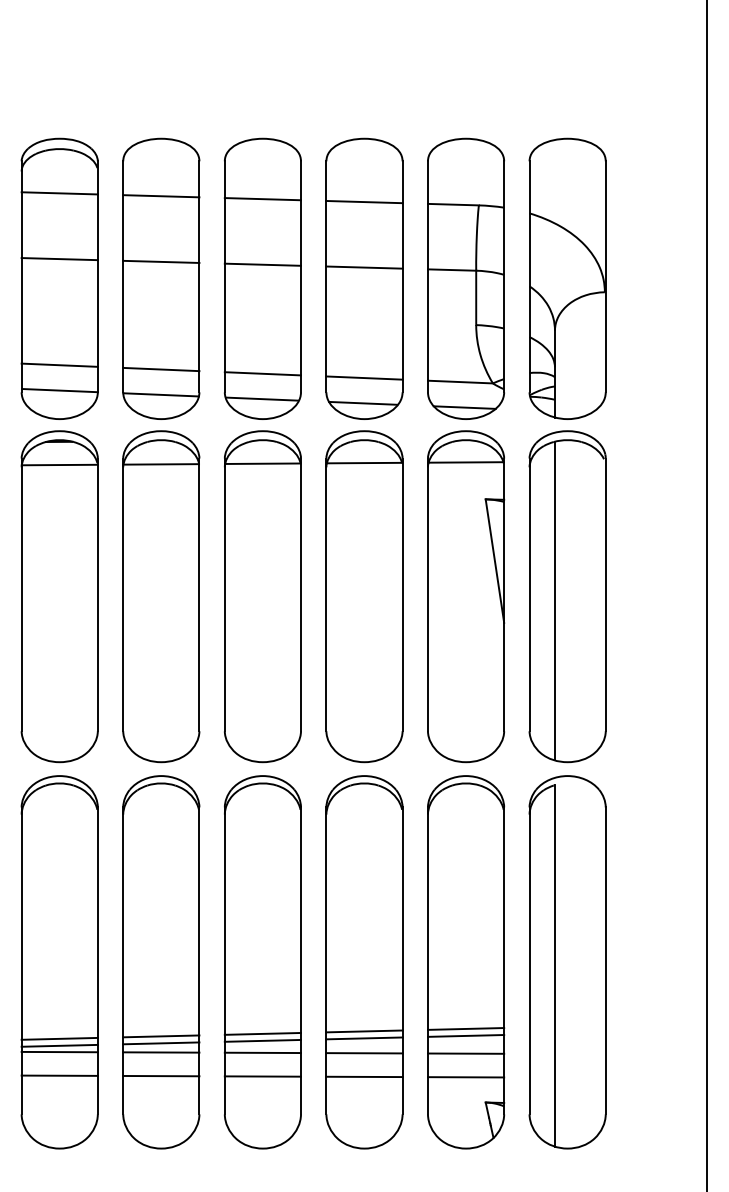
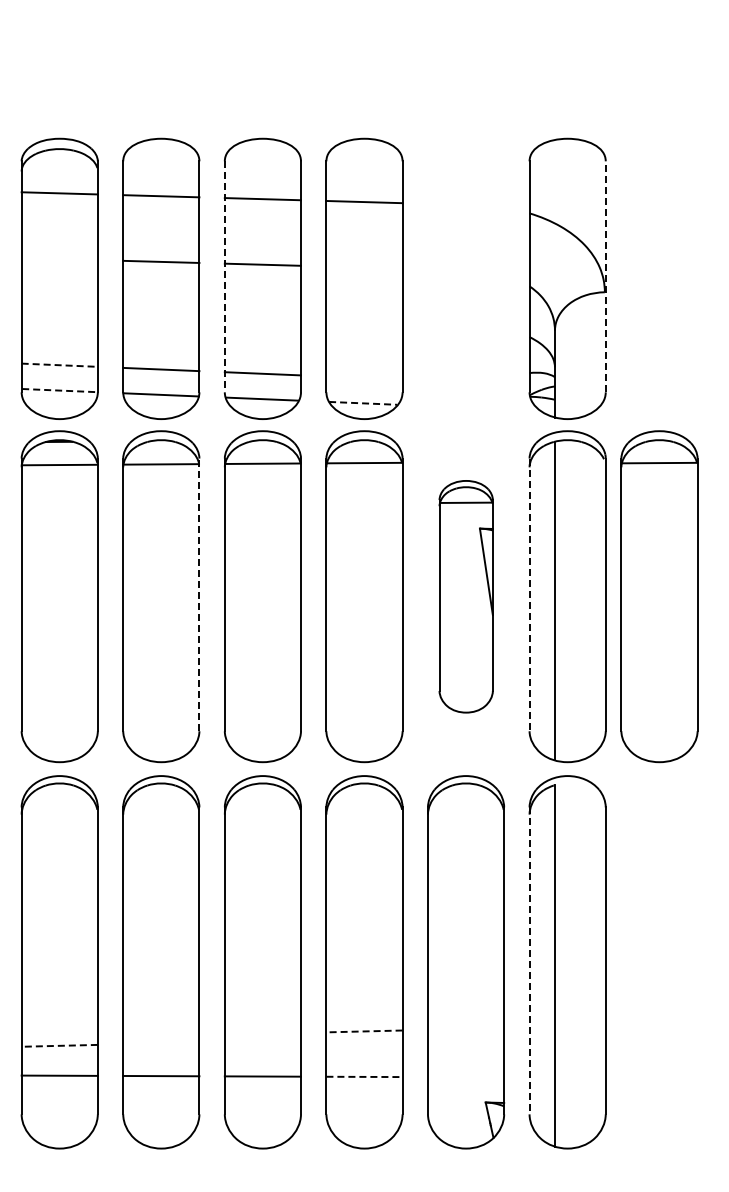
line: present -> none (59, 259)
line: present -> none (364, 267)
line: solid -> dashed (605, 276)
line: solid -> dashed (224, 277)
part: present -> none (465, 278)
line: solid -> dashed (60, 365)
line: present -> none (364, 377)
line: solid -> dashed (60, 390)
line: solid -> dashed (363, 403)
line: solid -> dashed (199, 594)
line: solid -> dashed (529, 595)
line: present -> none (707, 595)
part size: 79x334 px -> 56x234 px (465, 596)
part: none -> present (659, 596)
line: solid -> dashed (529, 961)
line: present -> none (465, 1028)
line: solid -> dashed (364, 1031)
line: present -> none (262, 1033)
line: present -> none (465, 1035)
line: present -> none (161, 1036)
line: present -> none (59, 1038)
line: present -> none (364, 1038)
line: present -> none (262, 1040)
line: present -> none (161, 1043)
line: solid -> dashed (59, 1045)
line: present -> none (59, 1051)
line: present -> none (161, 1052)
line: present -> none (262, 1052)
line: present -> none (364, 1053)
line: present -> none (465, 1053)
line: solid -> dashed (364, 1076)
line: present -> none (465, 1077)
